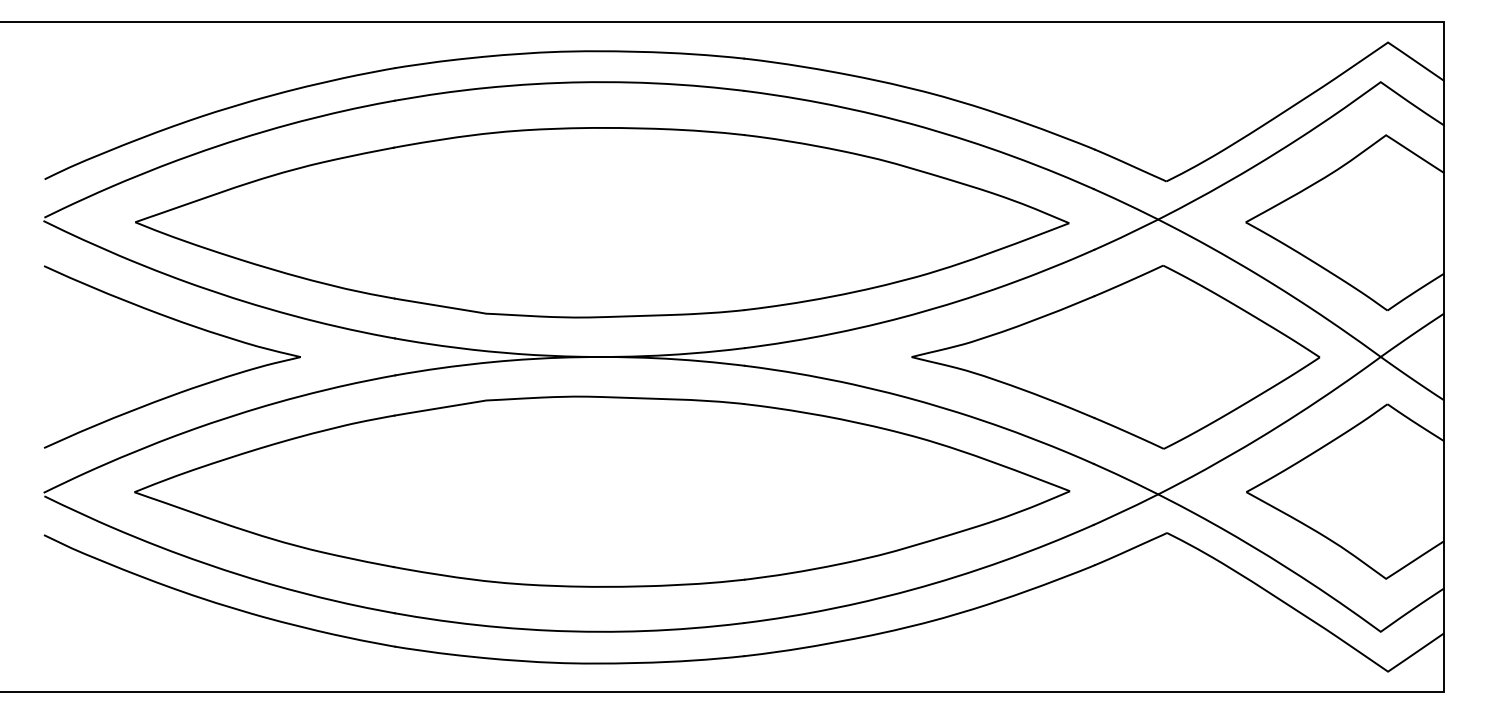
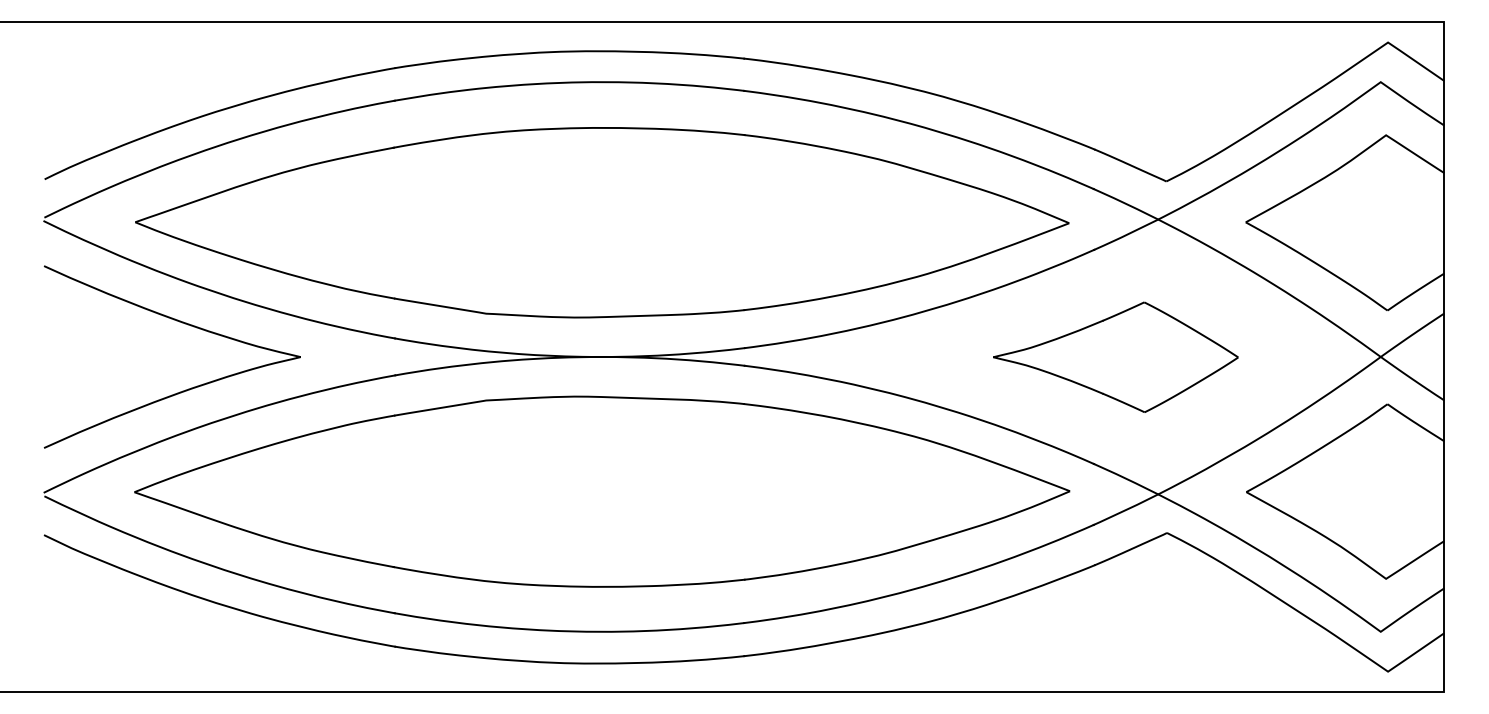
part size: 410x185 px -> 246x112 px (1115, 356)
